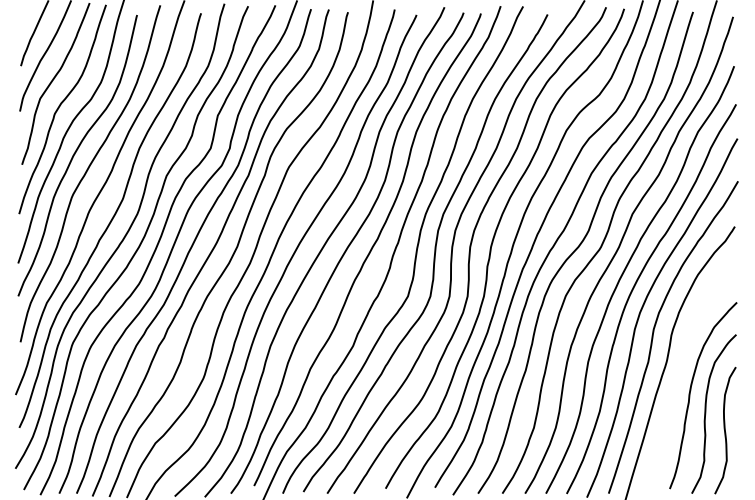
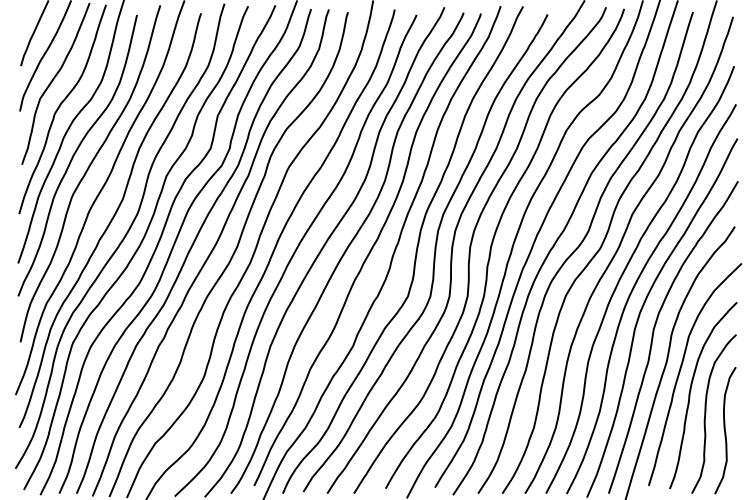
curve: none -> present (681, 369)
